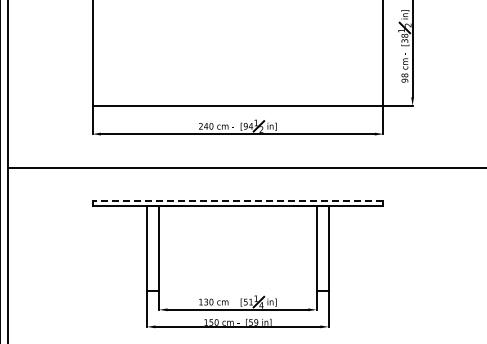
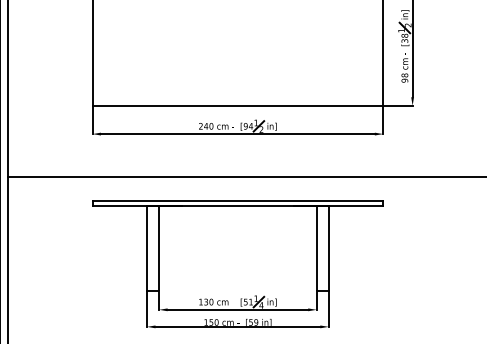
line position: (245, 168) -> (245, 177) (245, 177)
line: dashed -> solid (237, 201)
